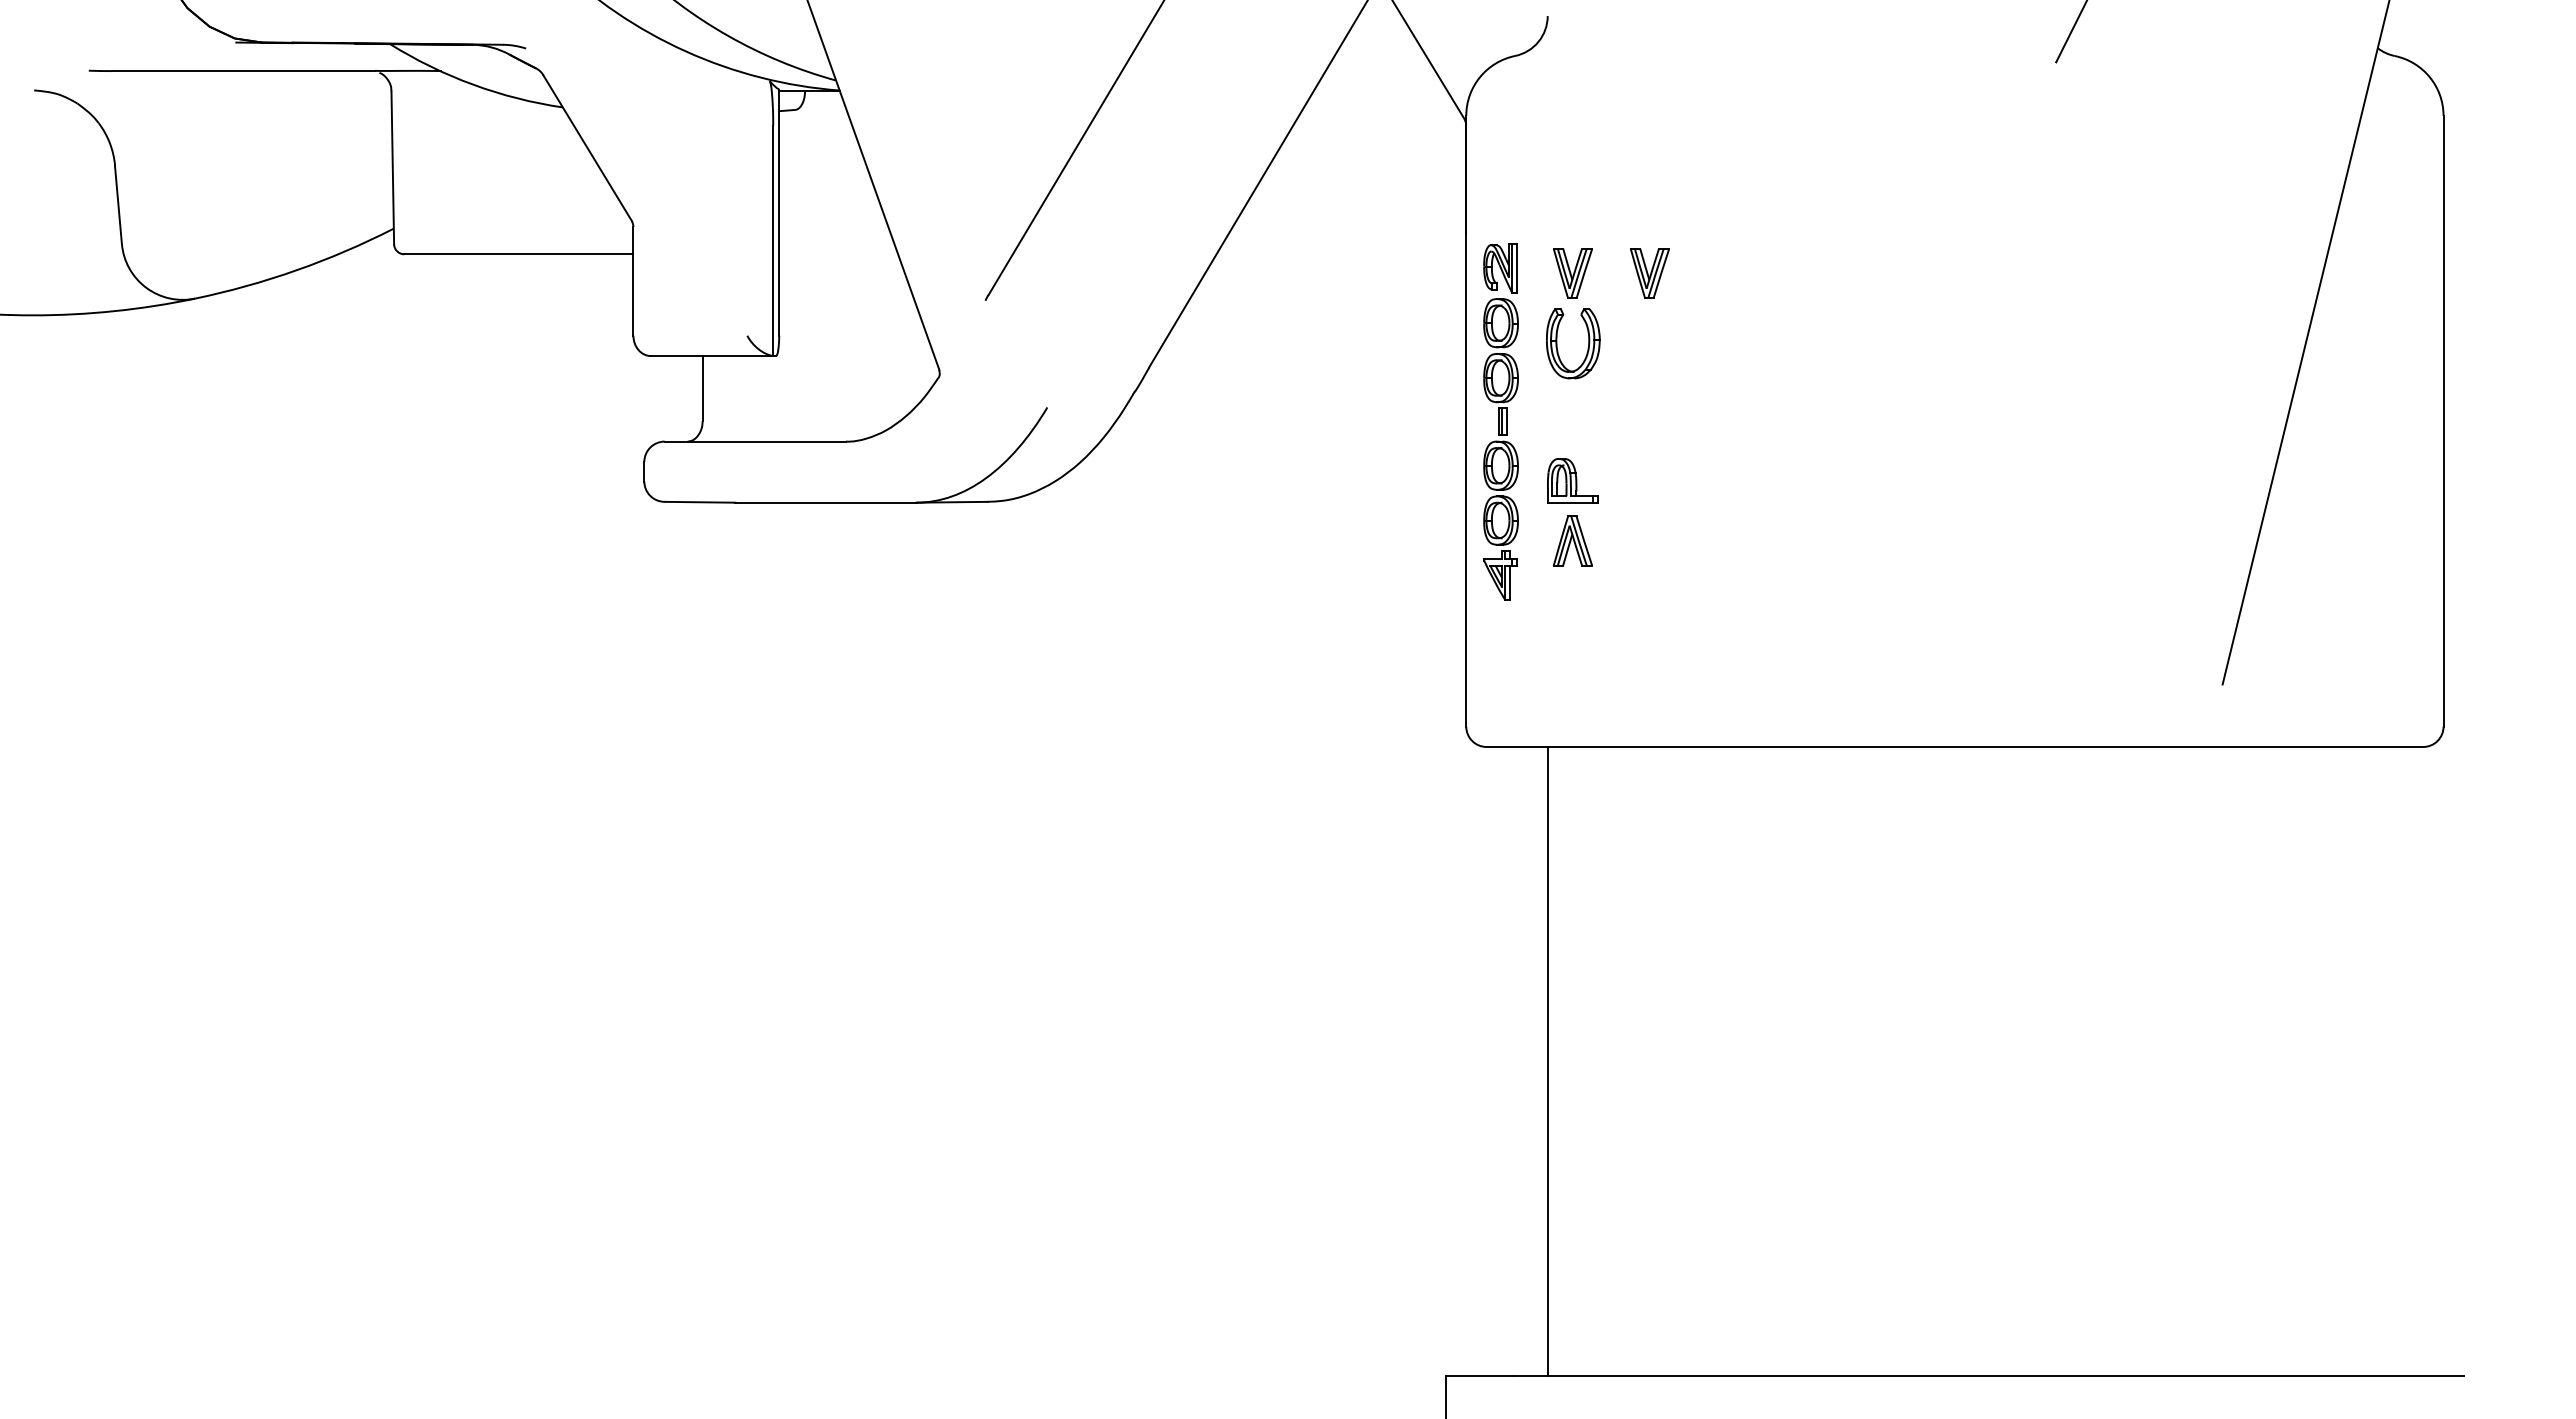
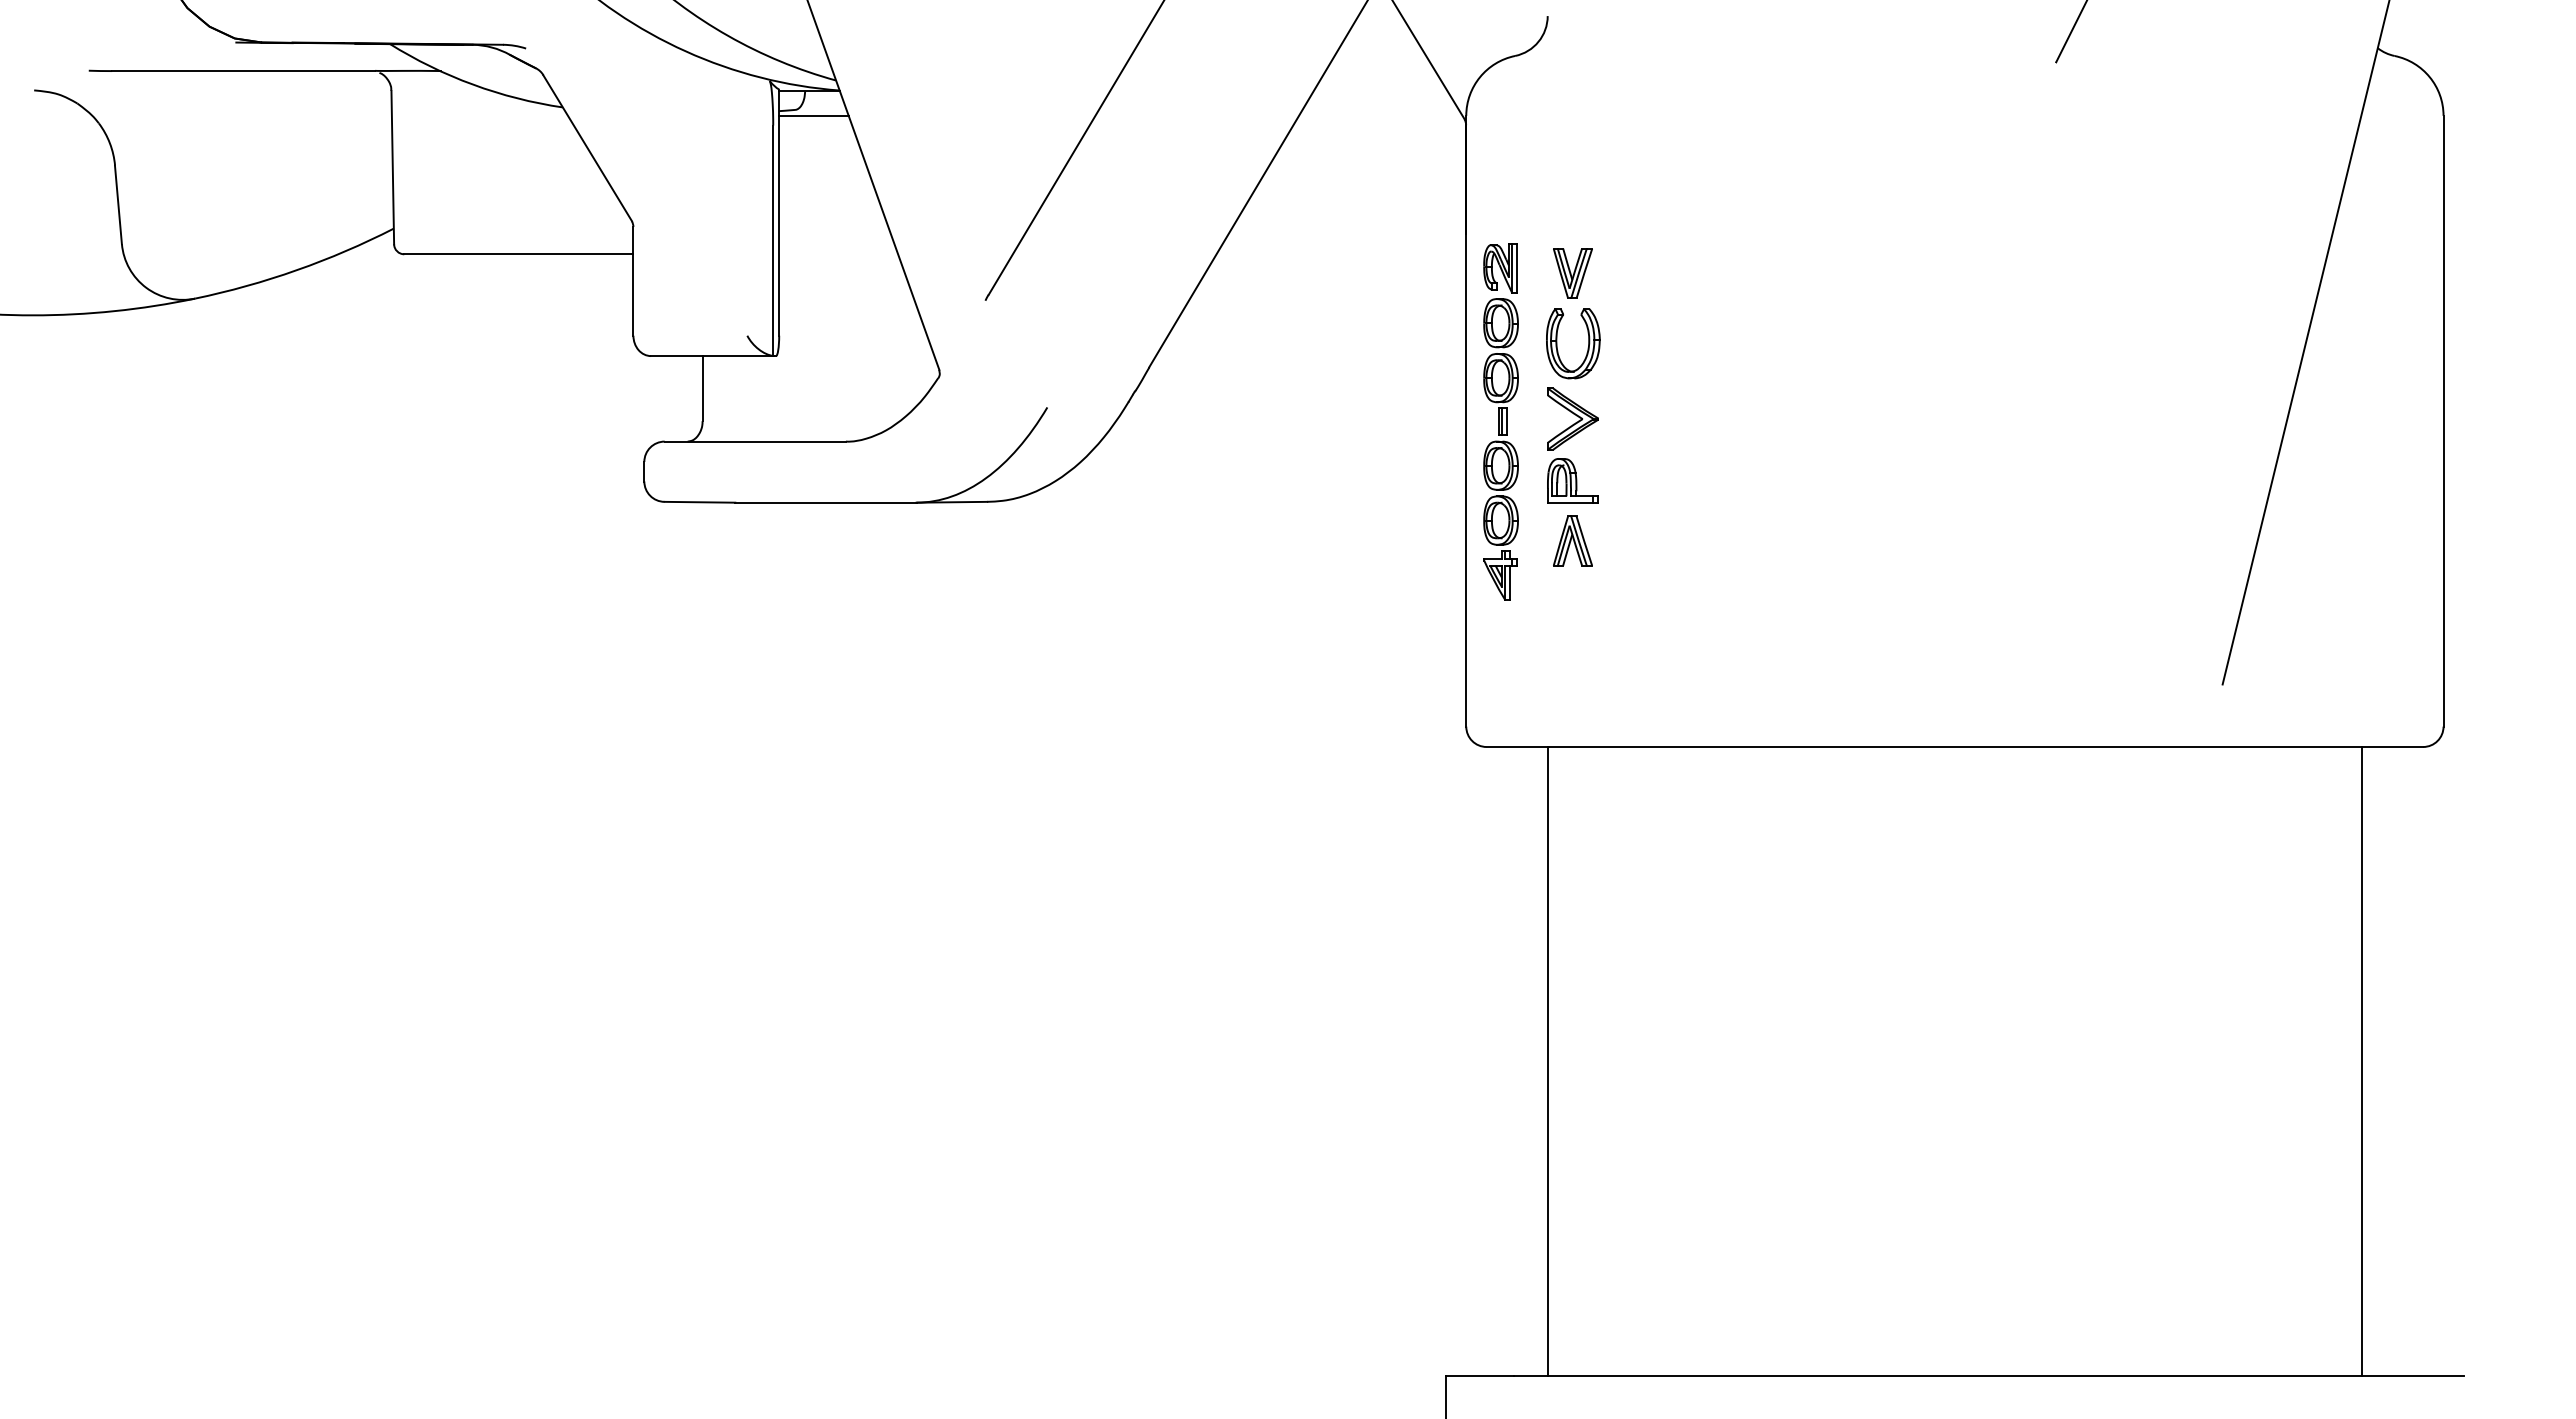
line: none -> present (813, 115)
part: present -> none (1649, 273)
part: none -> present (1572, 418)
line: none -> present (2362, 1061)
